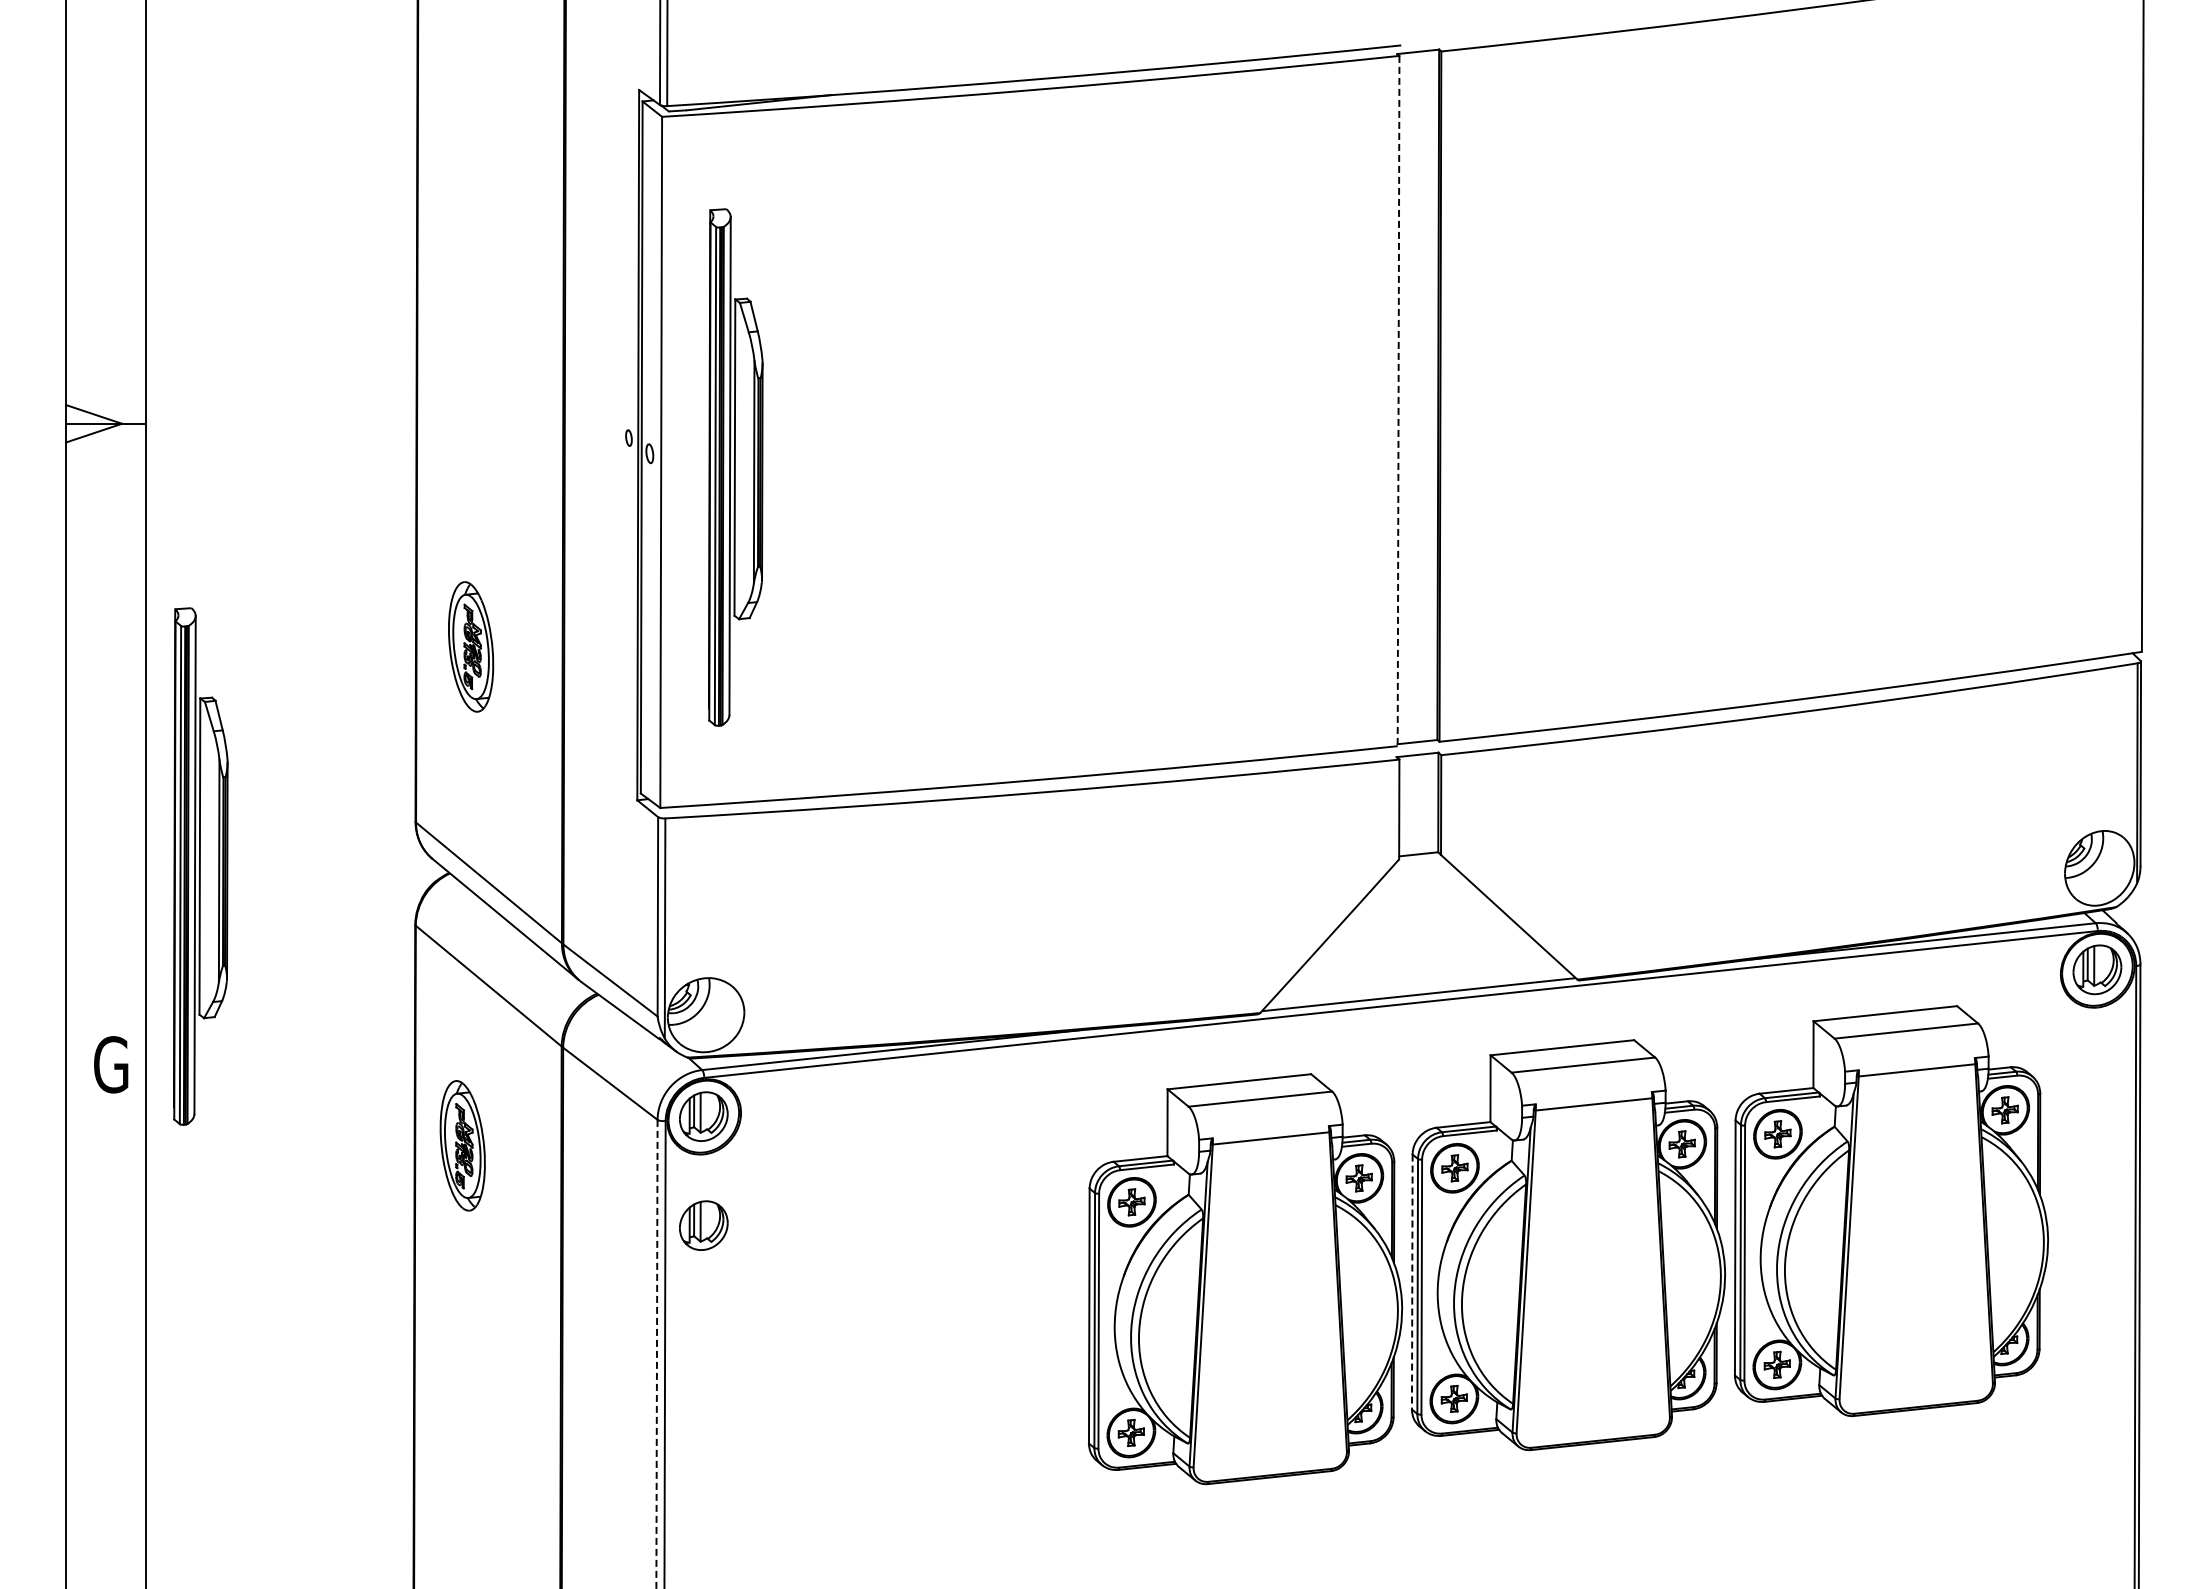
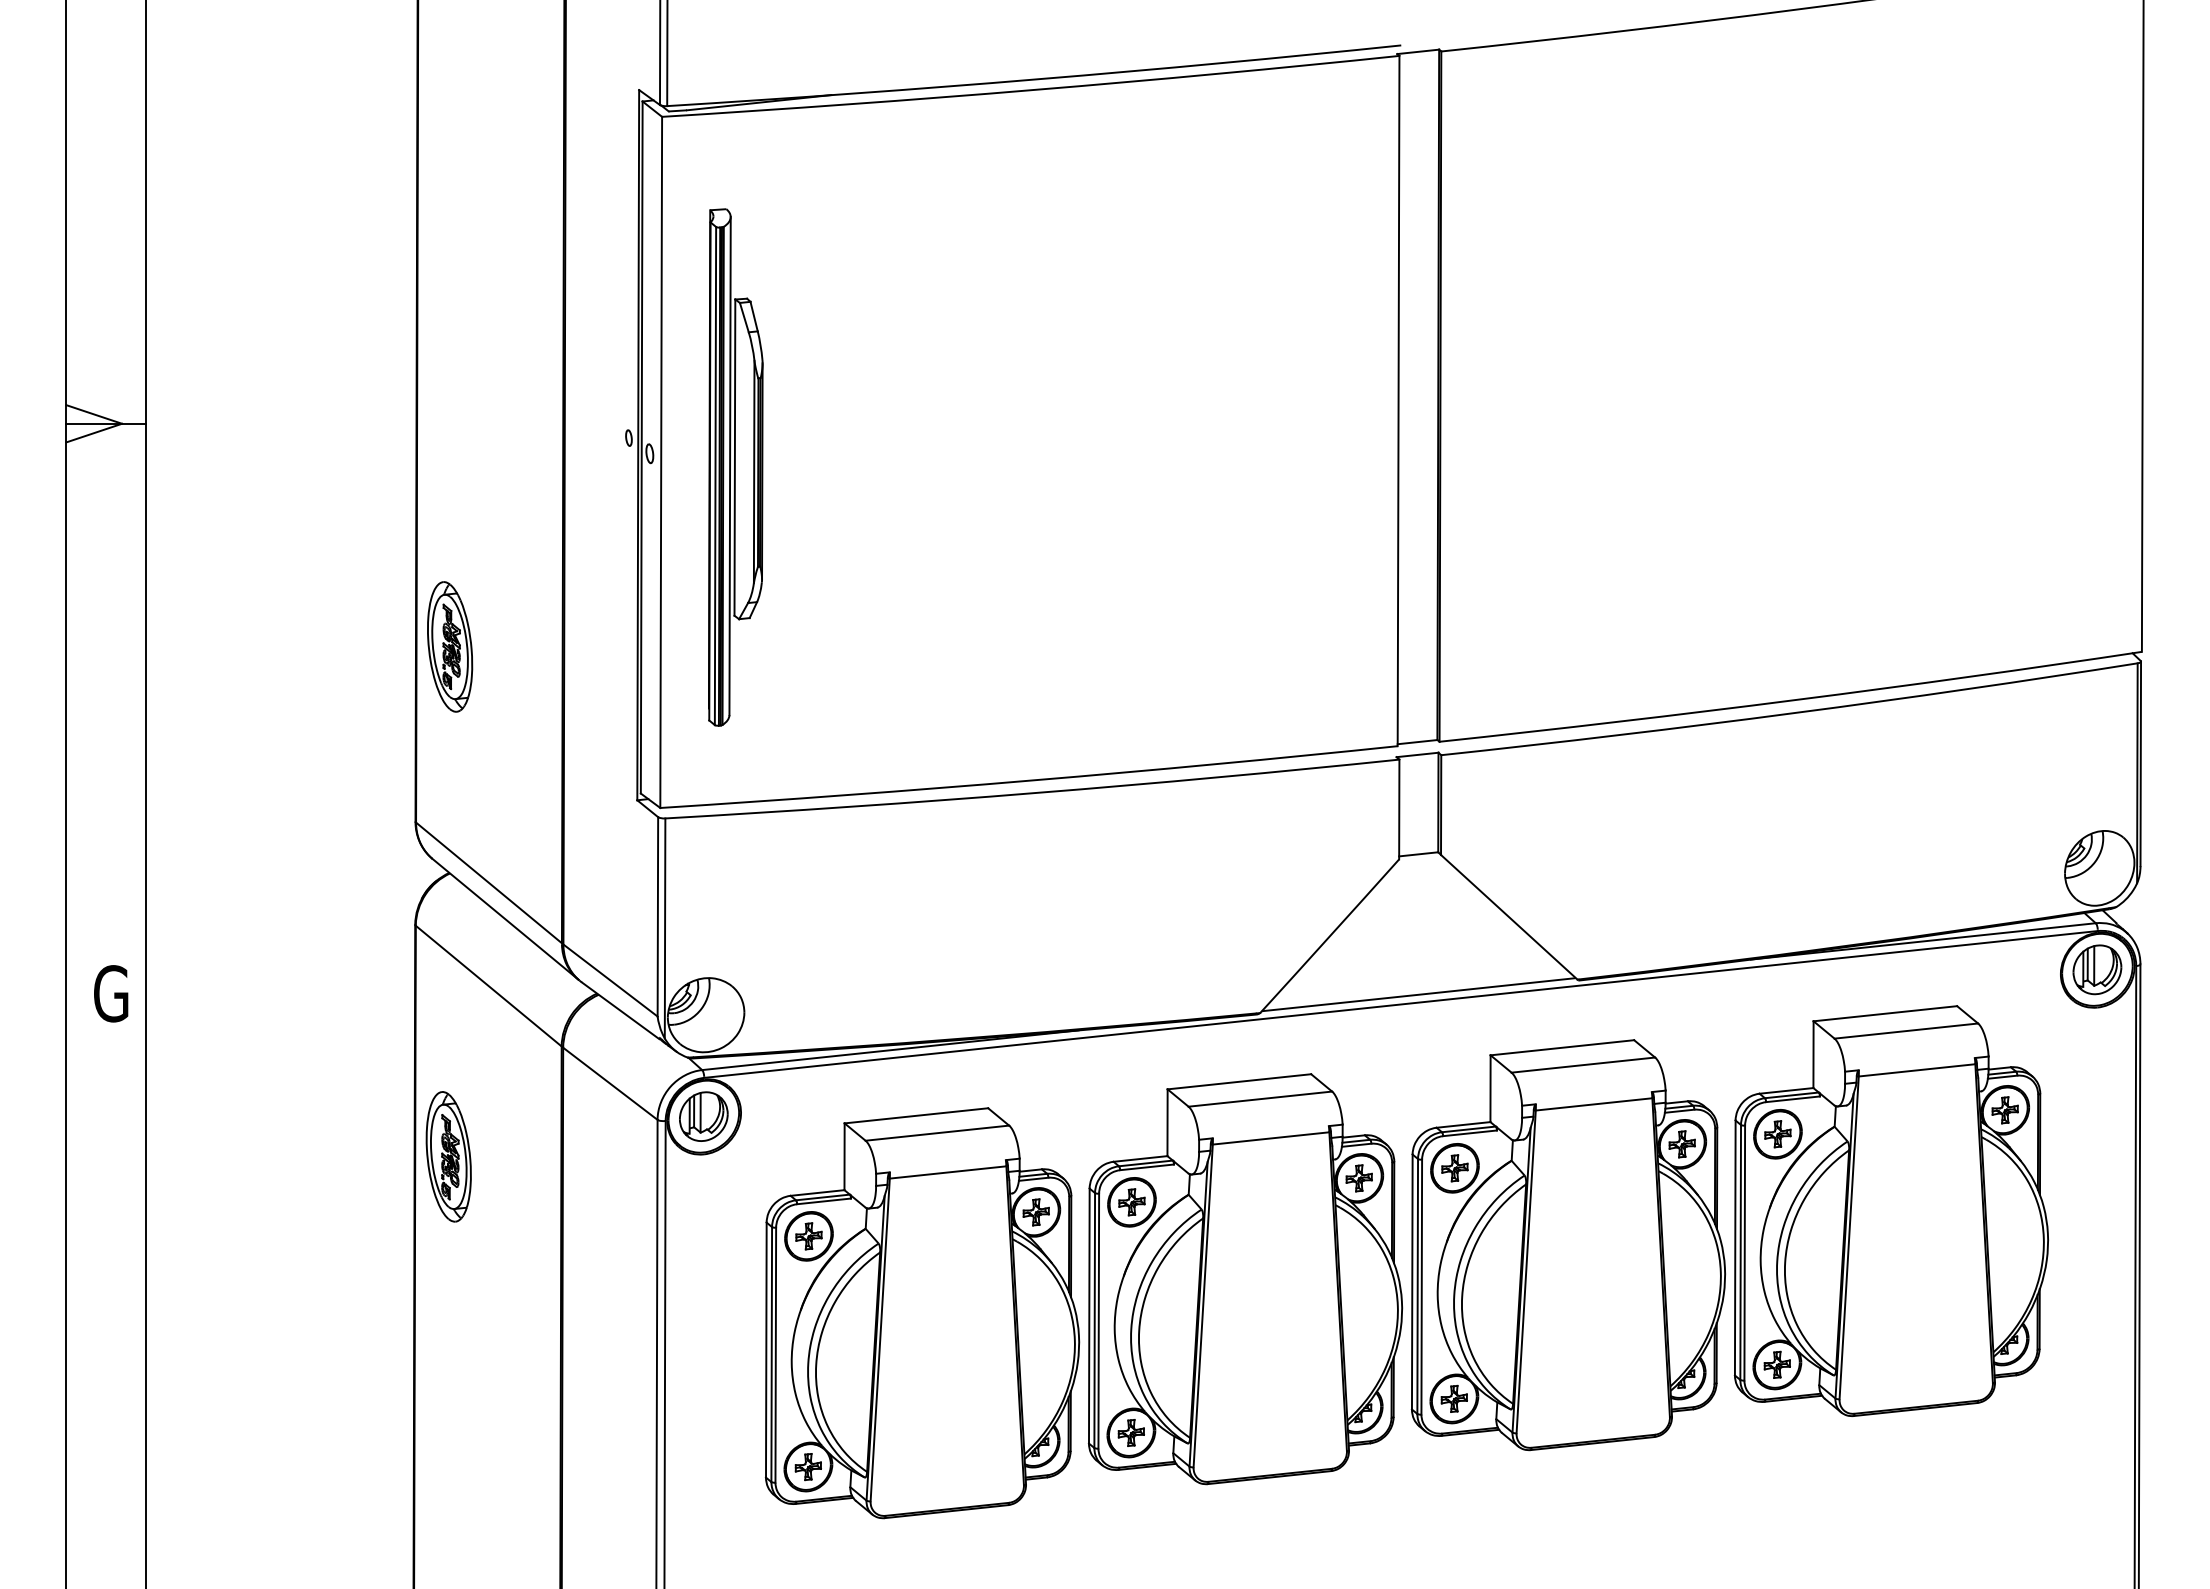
line: dashed -> solid (1398, 401)
part position: (471, 646) -> (450, 646) (450, 646)
part: present -> none (200, 866)
text position: (111, 1064) -> (111, 993) (111, 993)
part position: (462, 1145) -> (448, 1156) (448, 1156)
part: present -> none (703, 1225)
line: dashed -> solid (1412, 1282)
part: none -> present (922, 1313)
line: dashed -> solid (656, 1354)
